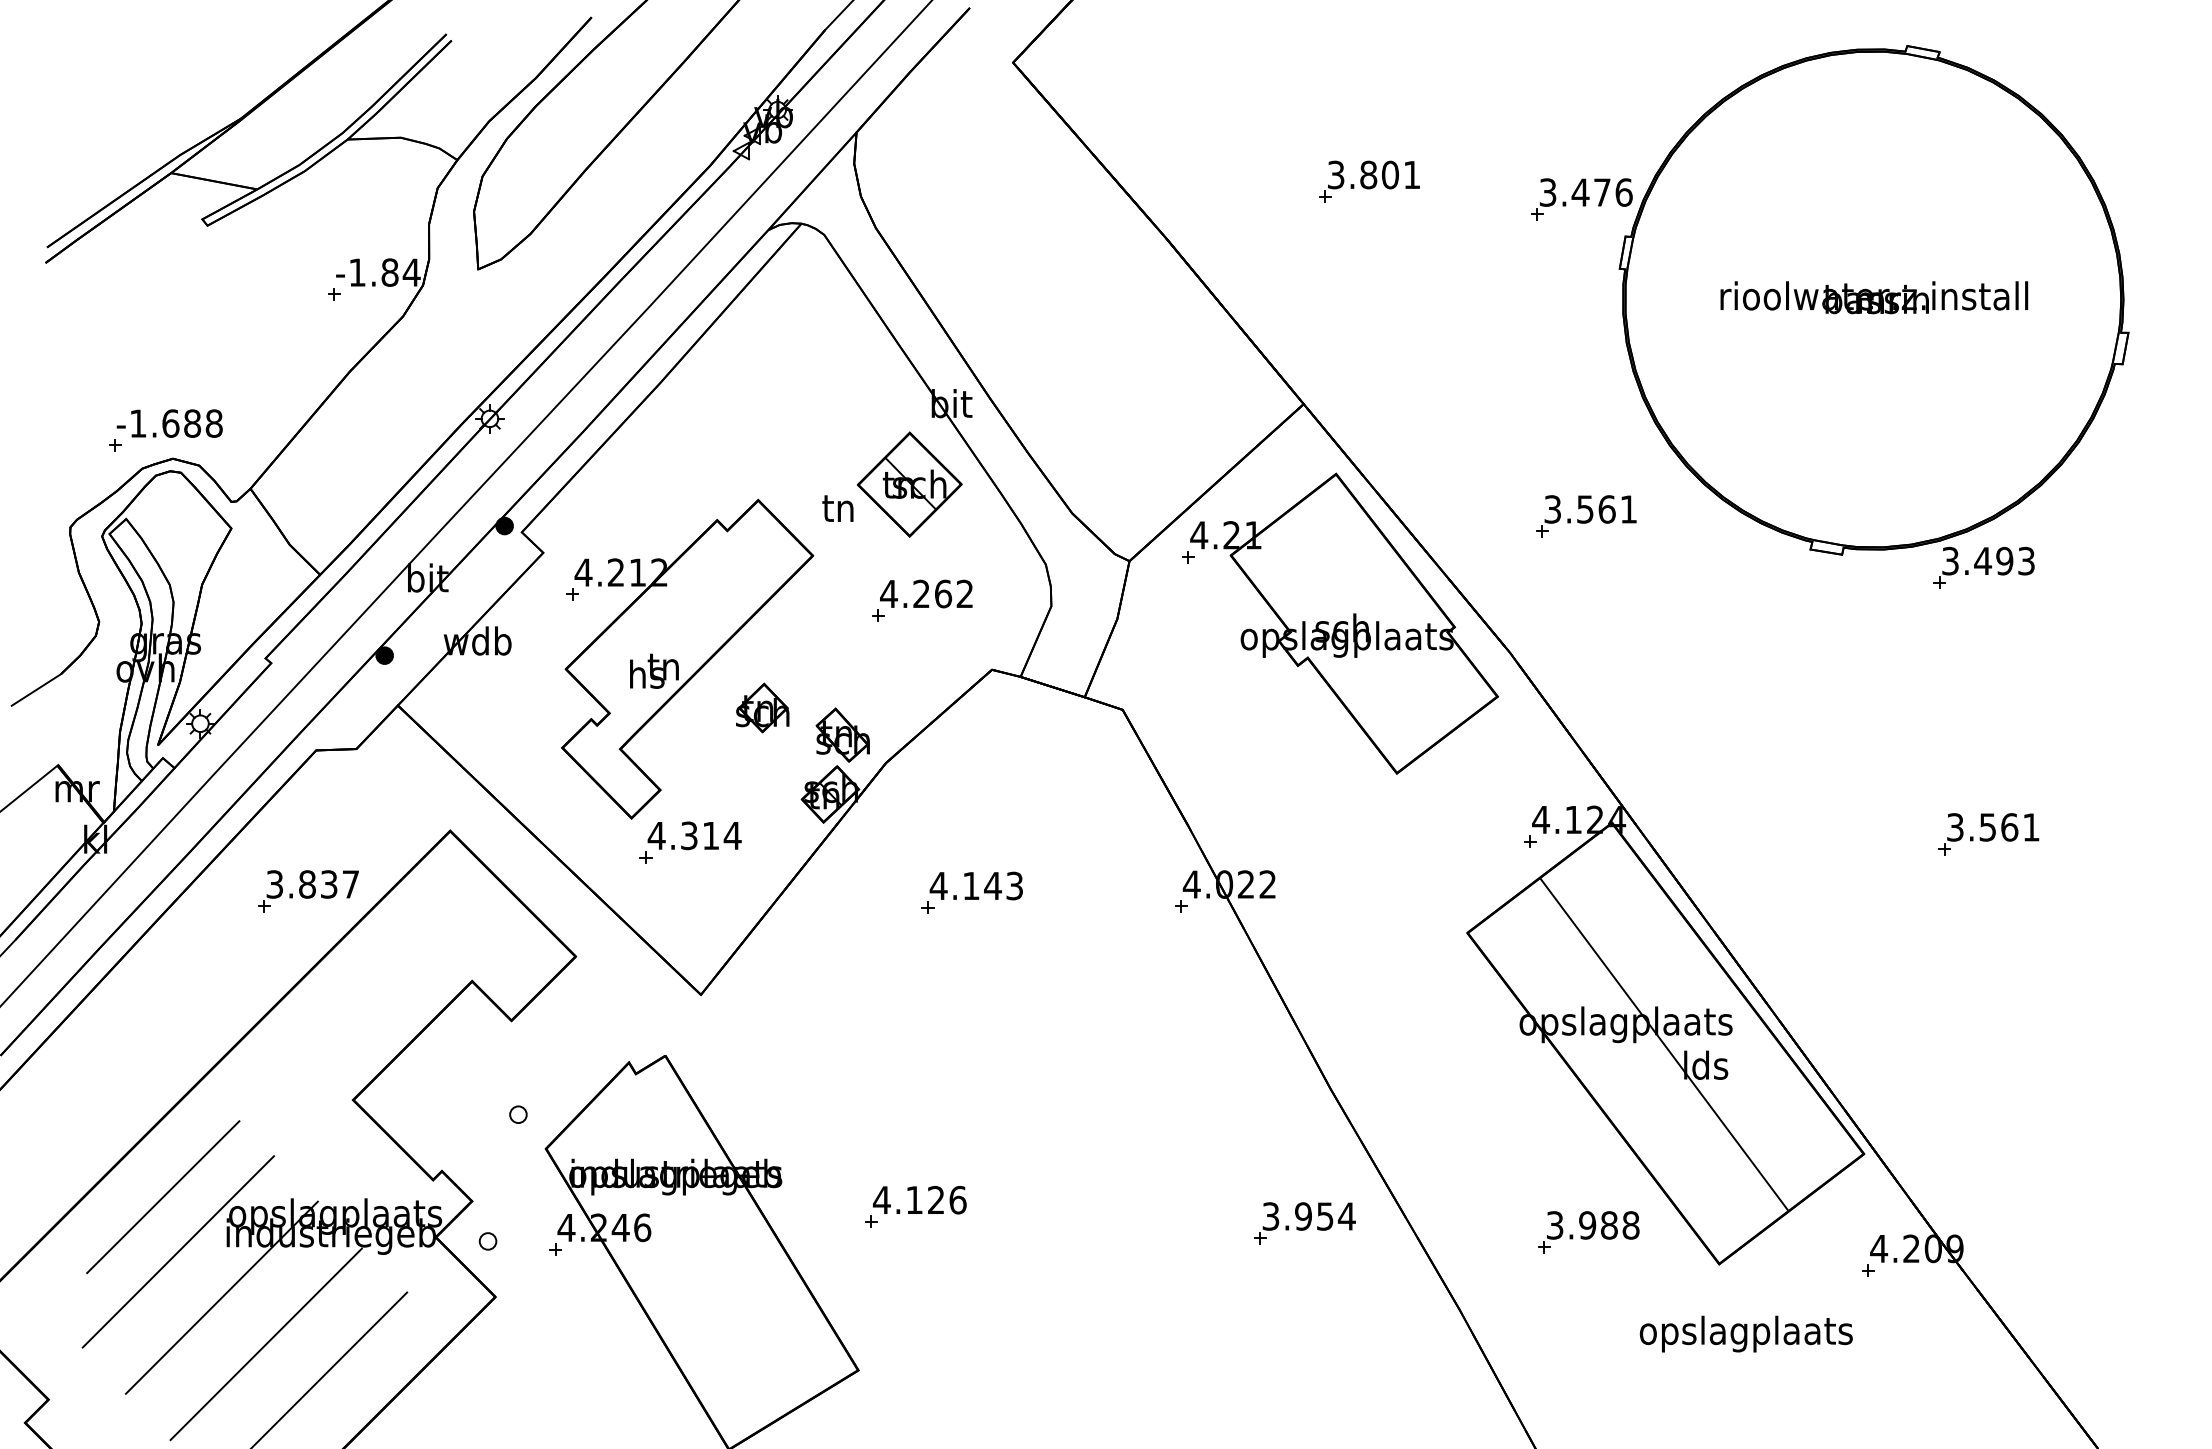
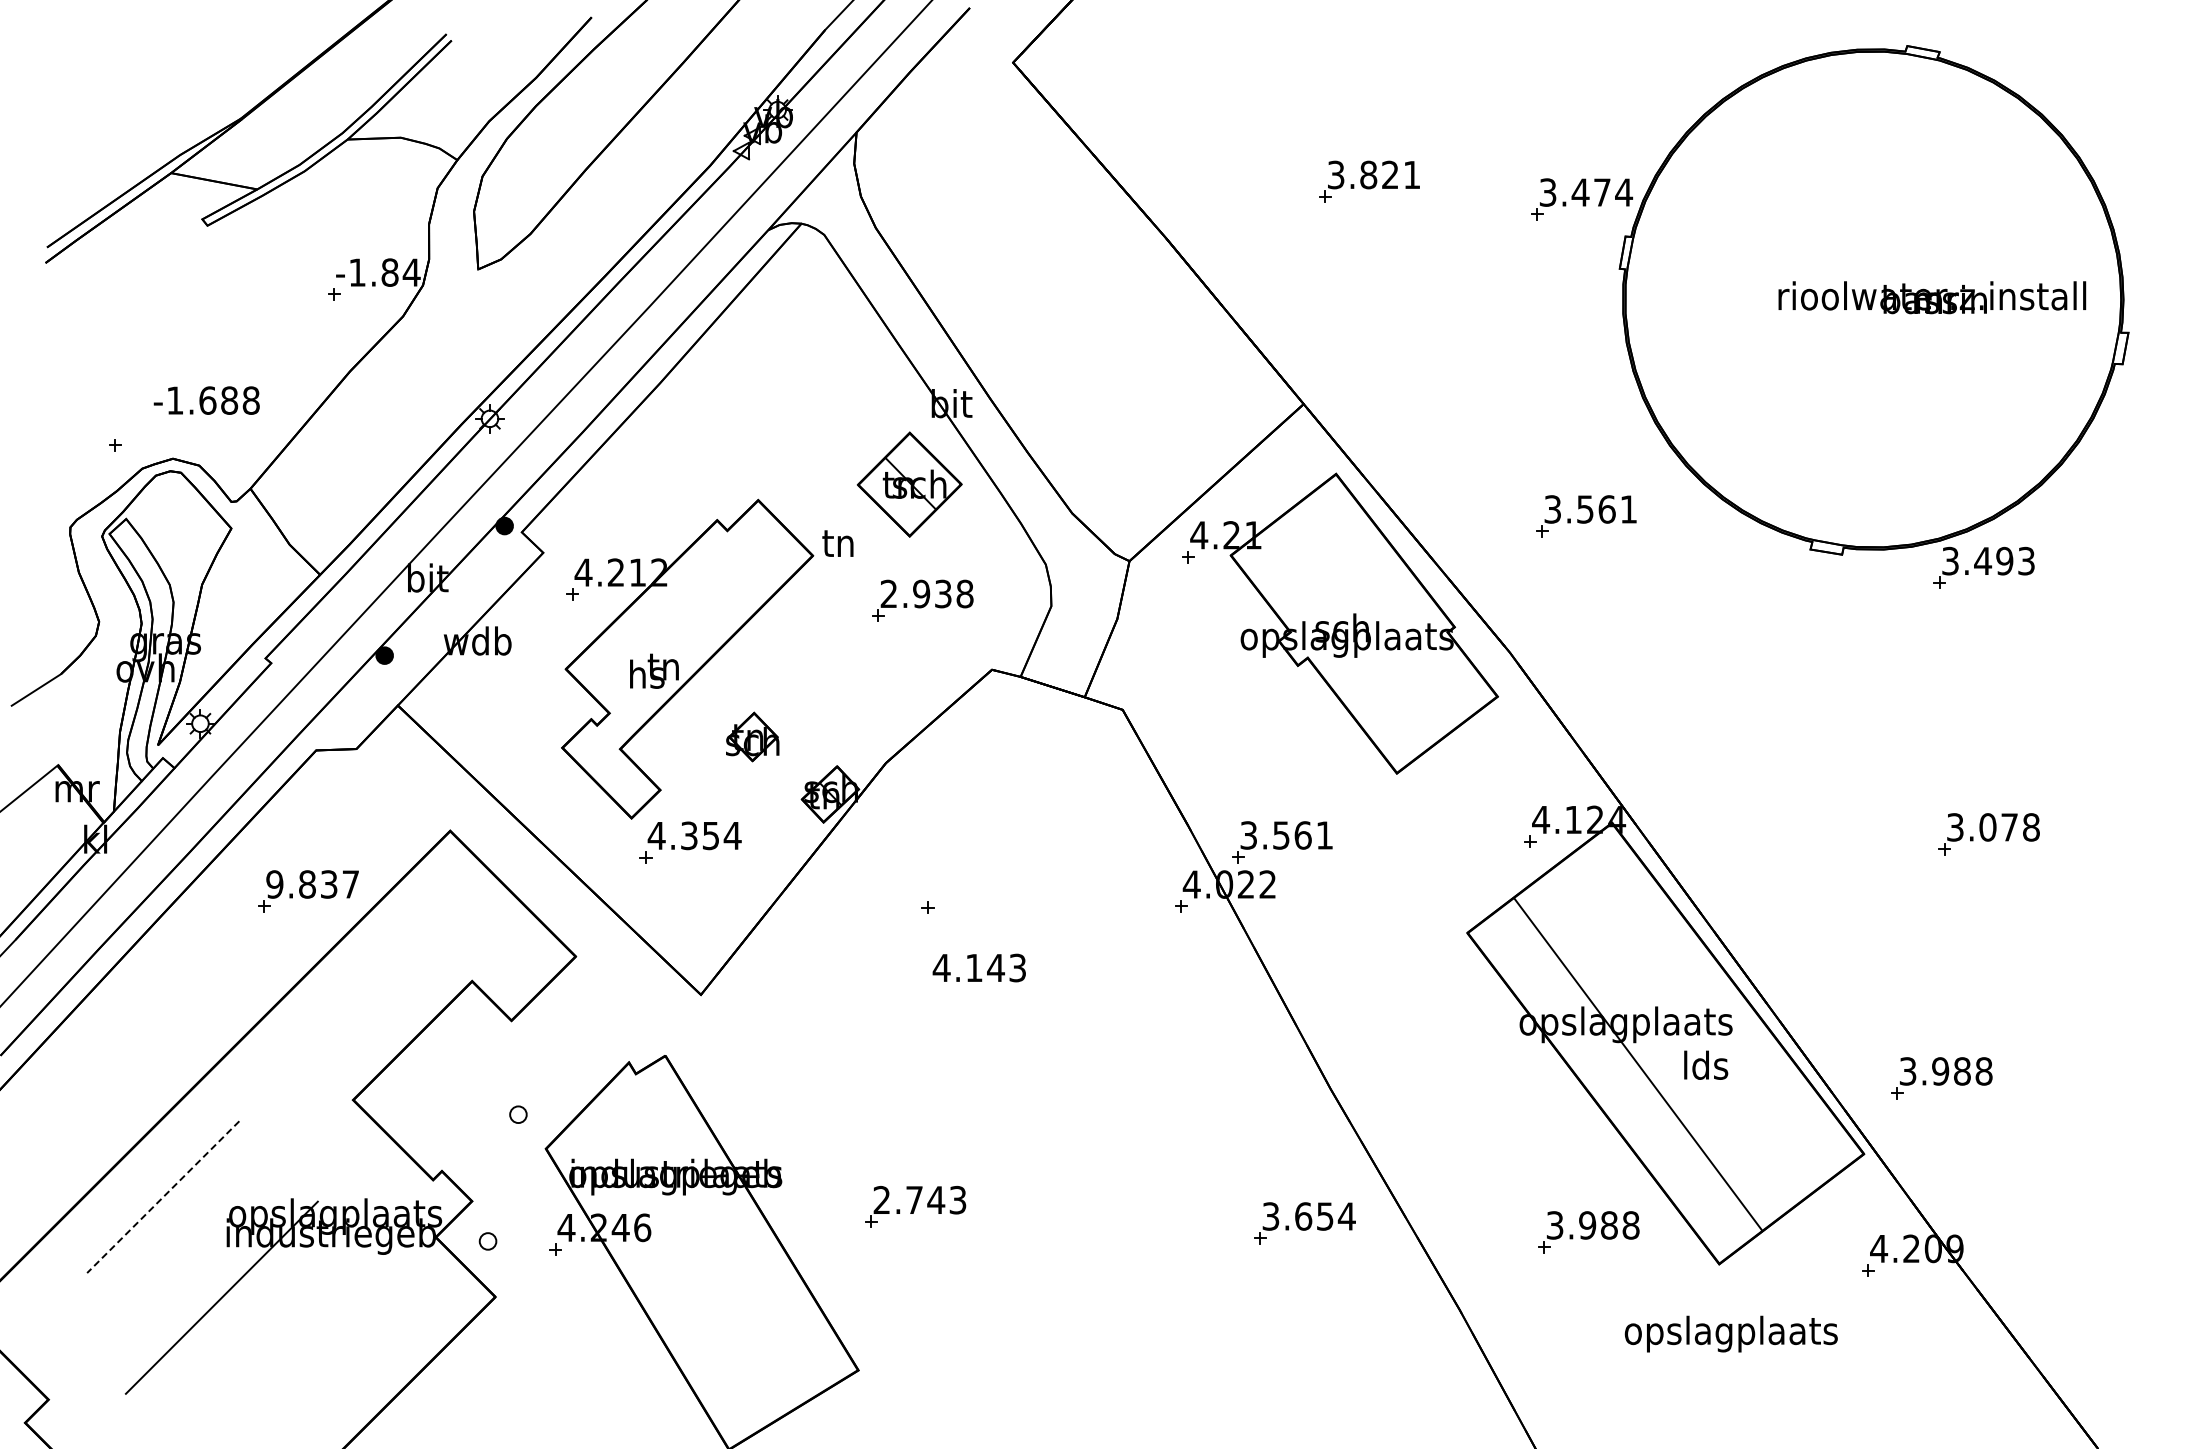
text: 3.801 -> 3.821 (1390, 174)
text: 3.476 -> 3.474 (1624, 192)
text position: (1874, 297) -> (1932, 297) (1932, 297)
text position: (169, 423) -> (206, 400) (206, 400)
text position: (837, 508) -> (837, 543) (837, 543)
text: 4.262 -> 2.938 (926, 593)
part position: (762, 707) -> (752, 736) (752, 736)
part: present -> none (842, 734)
text: 3.561 -> 3.078 (2009, 827)
text: 4.314 -> 4.354 (710, 836)
part: none -> present (1282, 842)
text: 3.837 -> 9.837 (274, 884)
text position: (975, 885) -> (978, 967) (978, 967)
line position: (1664, 1044) -> (1638, 1064) (1638, 1064)
part: none -> present (1941, 1078)
line: solid -> dashed (162, 1197)
text: 4.126 -> 2.743 (919, 1199)
text: 3.954 -> 3.654 (1303, 1216)
line: present -> none (178, 1251)
text position: (1745, 1333) -> (1730, 1333) (1730, 1333)
line: present -> none (265, 1344)
line: present -> none (330, 1368)
